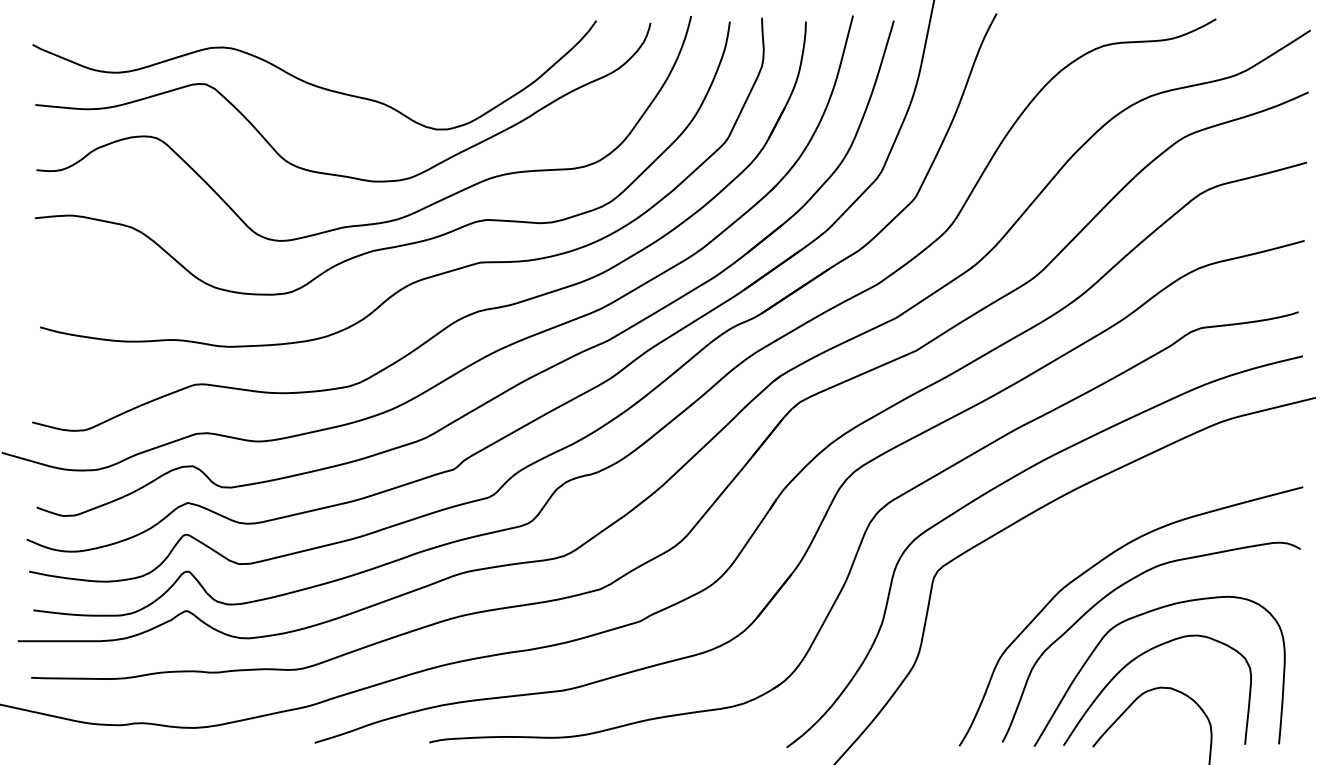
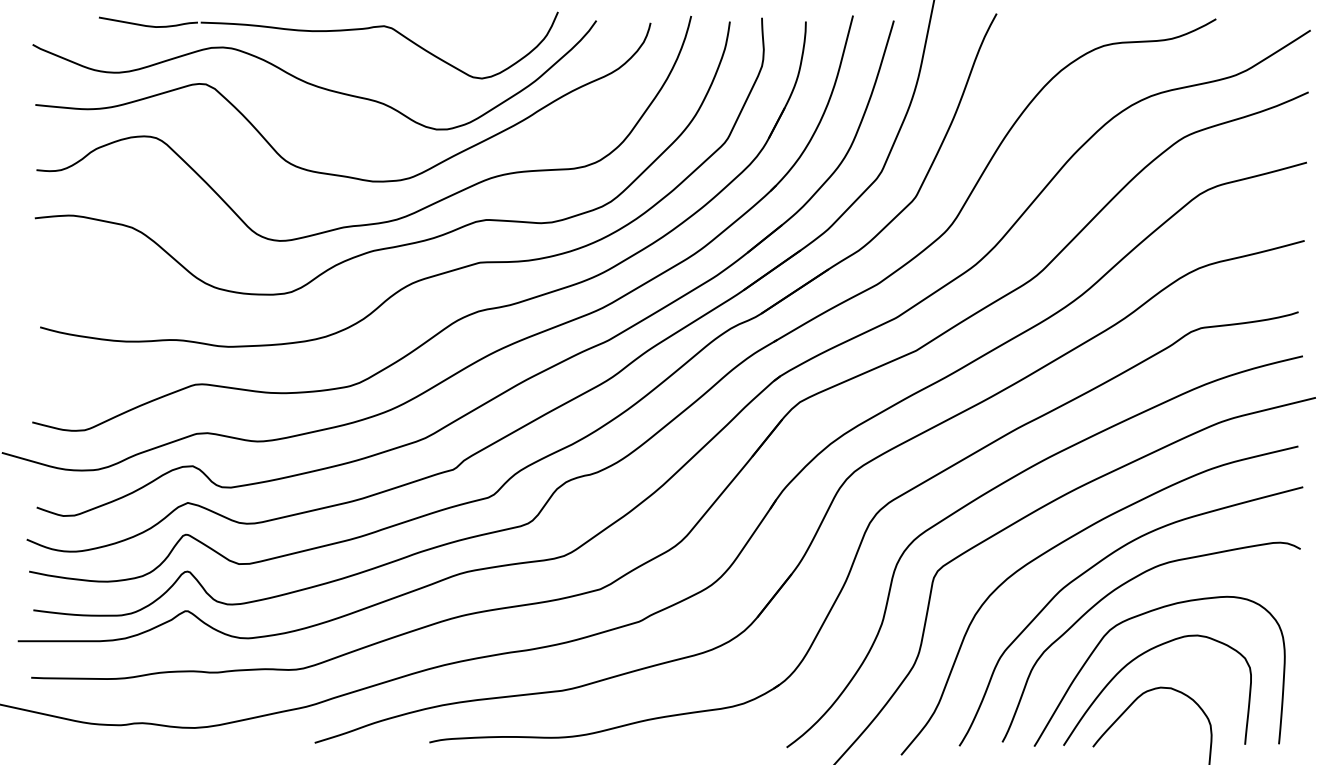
part: none -> present (328, 31)
curve: none -> present (1064, 542)
